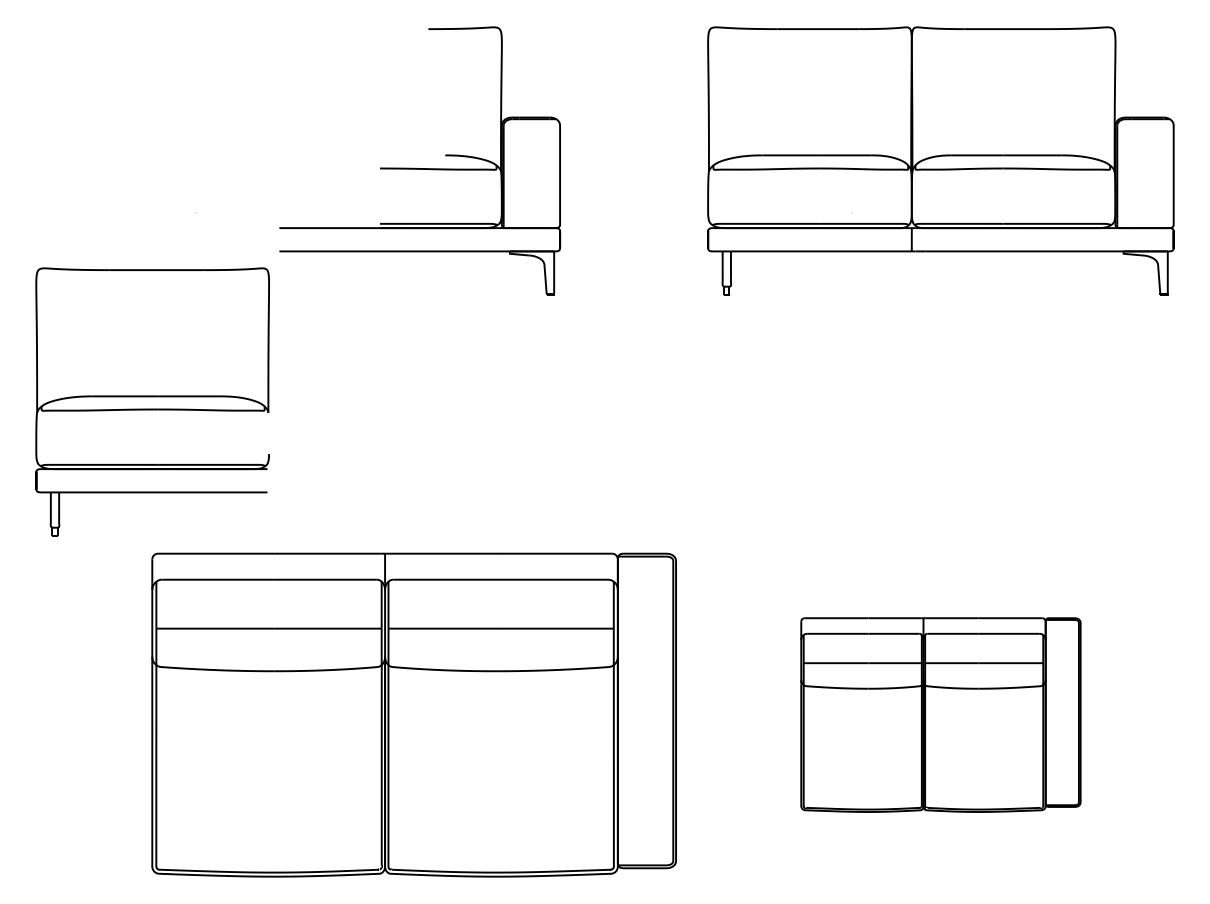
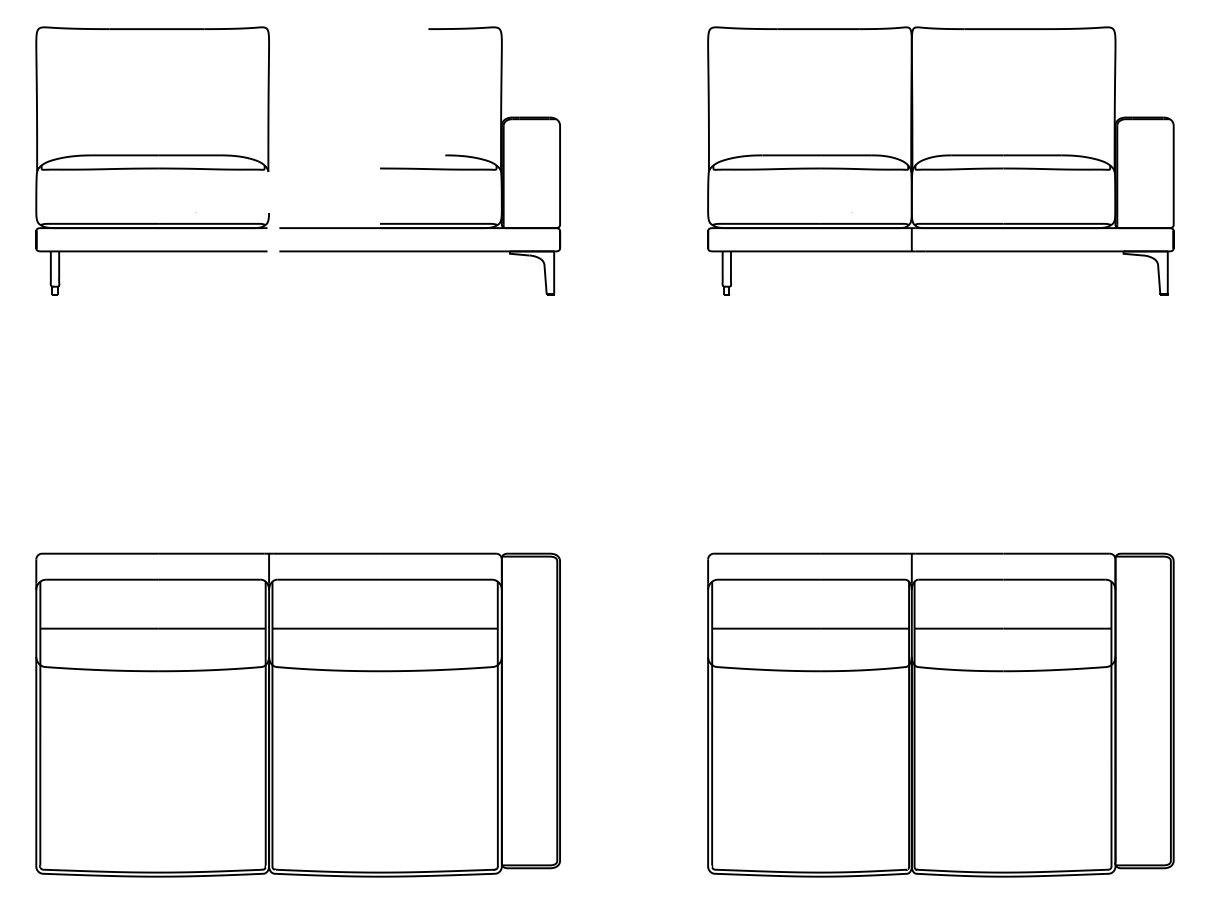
part position: (152, 401) -> (152, 160) (152, 160)
part position: (413, 714) -> (297, 714) (297, 714)
part size: 282x196 px -> 468x326 px (940, 714)
